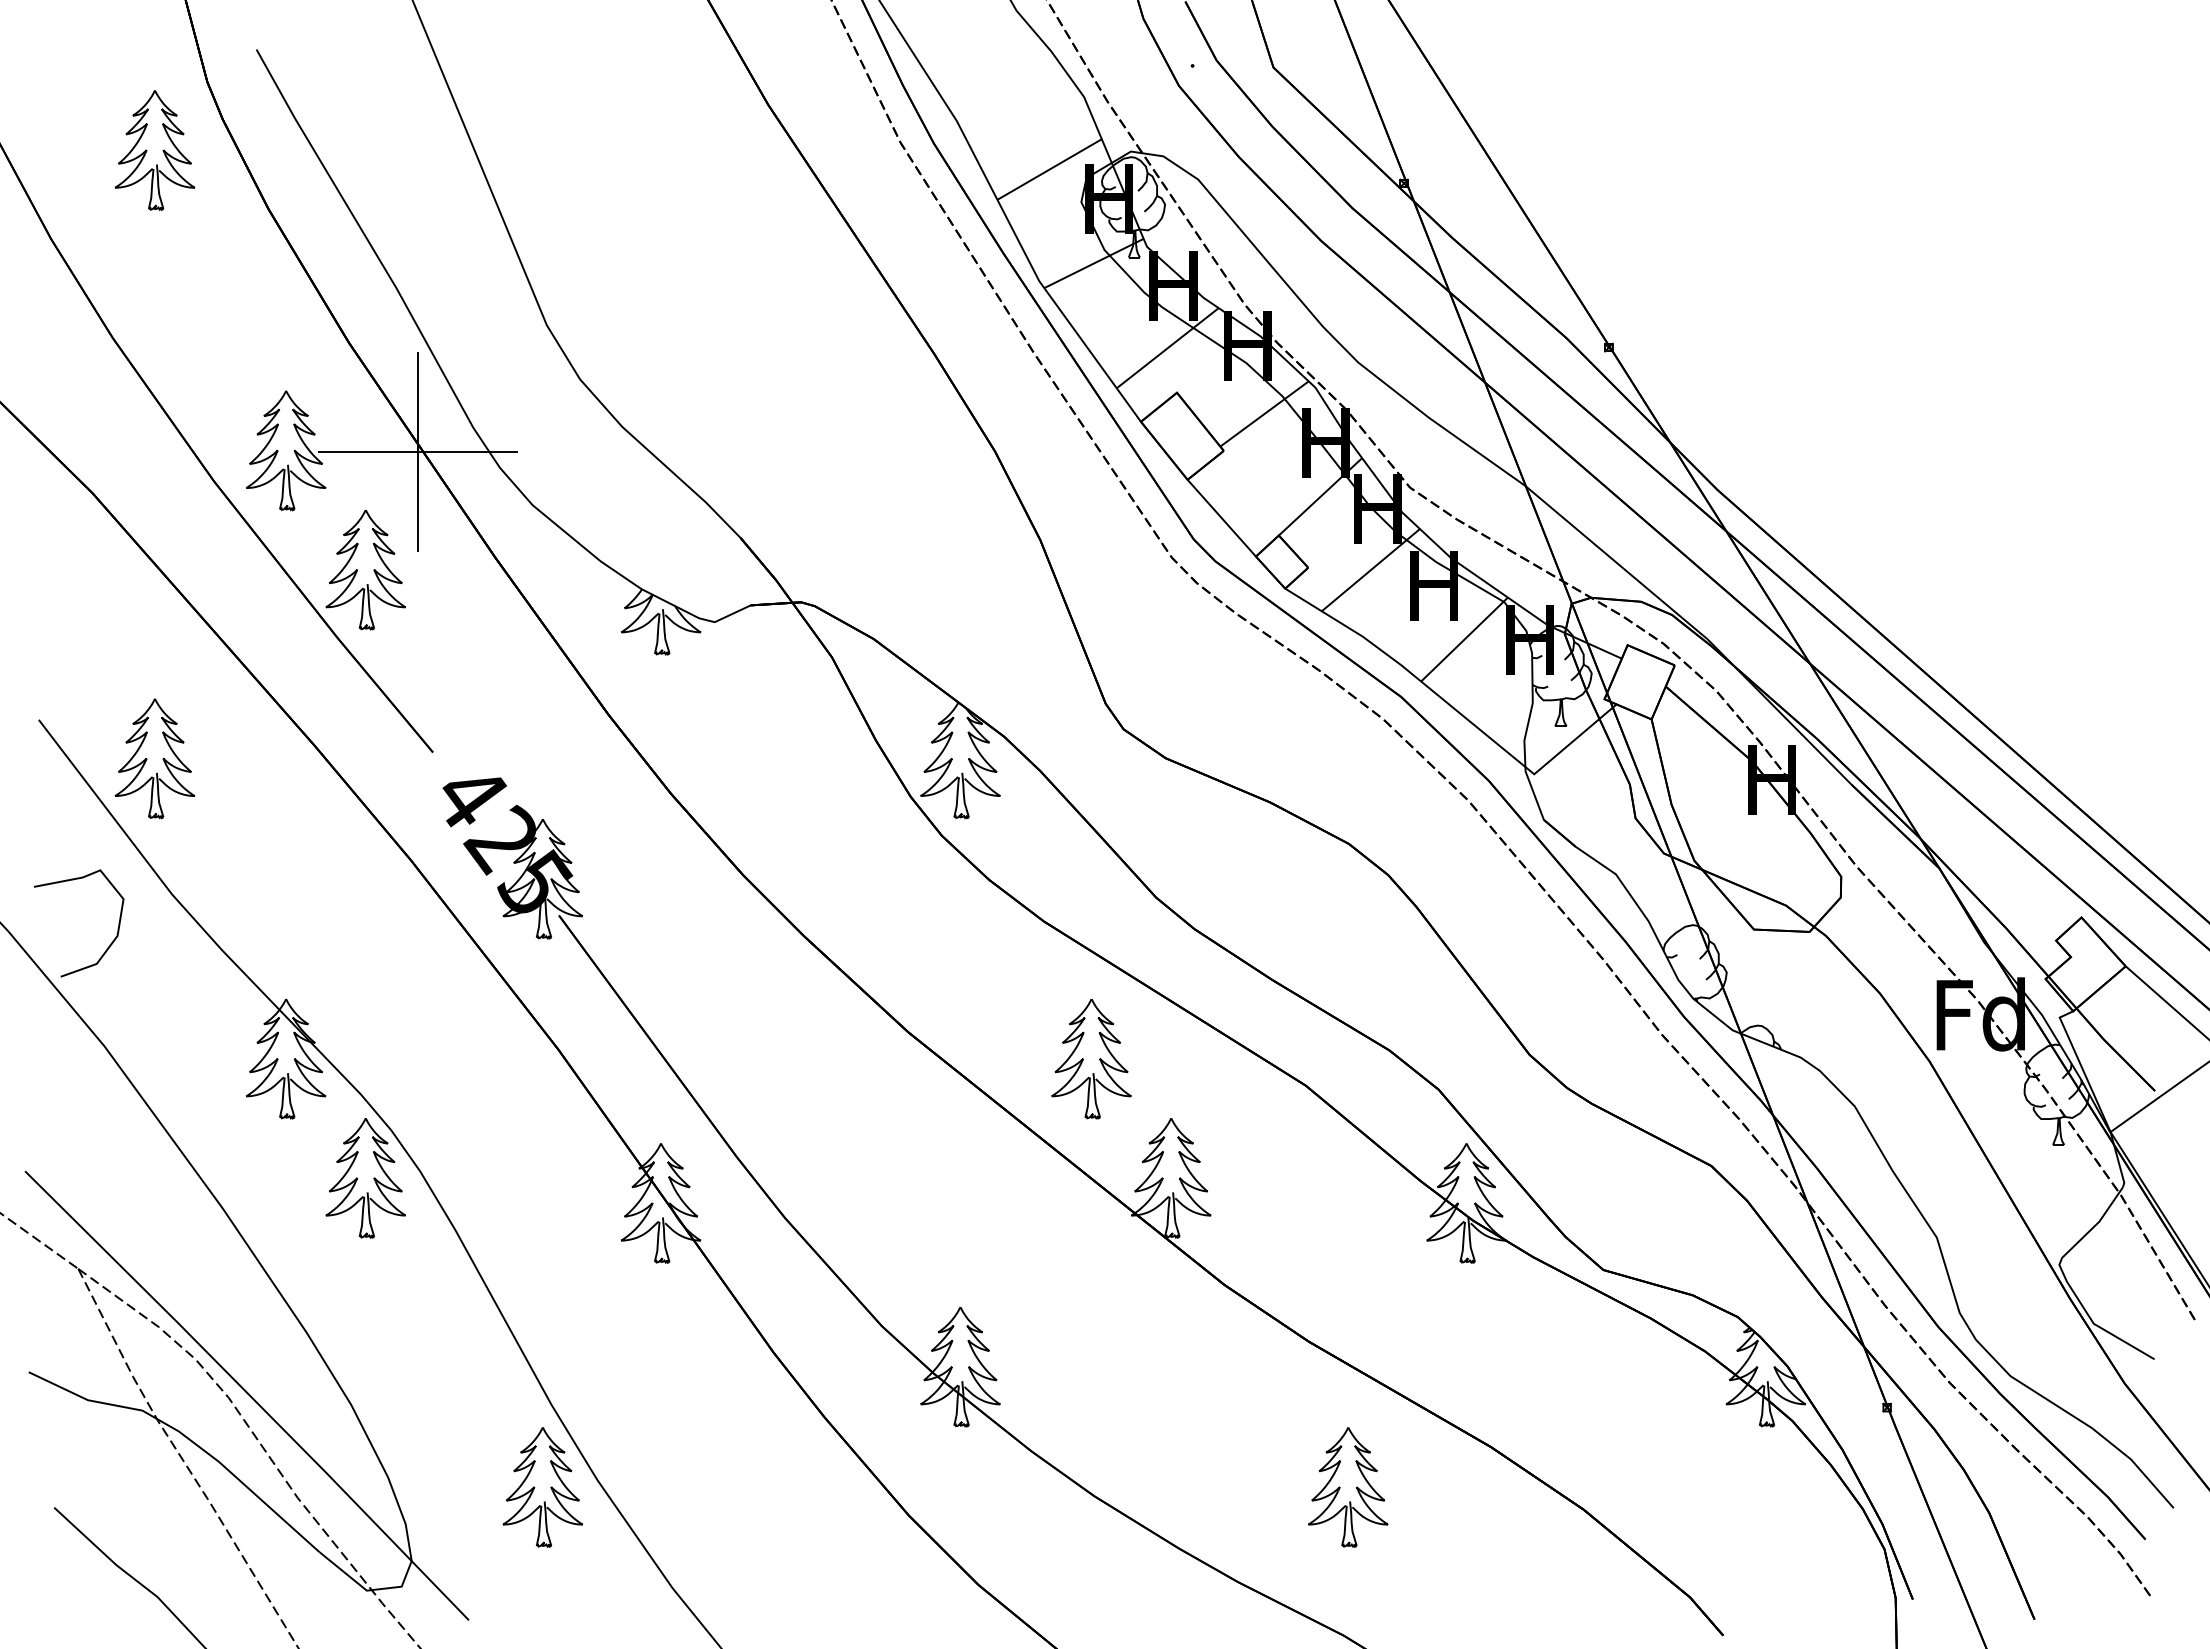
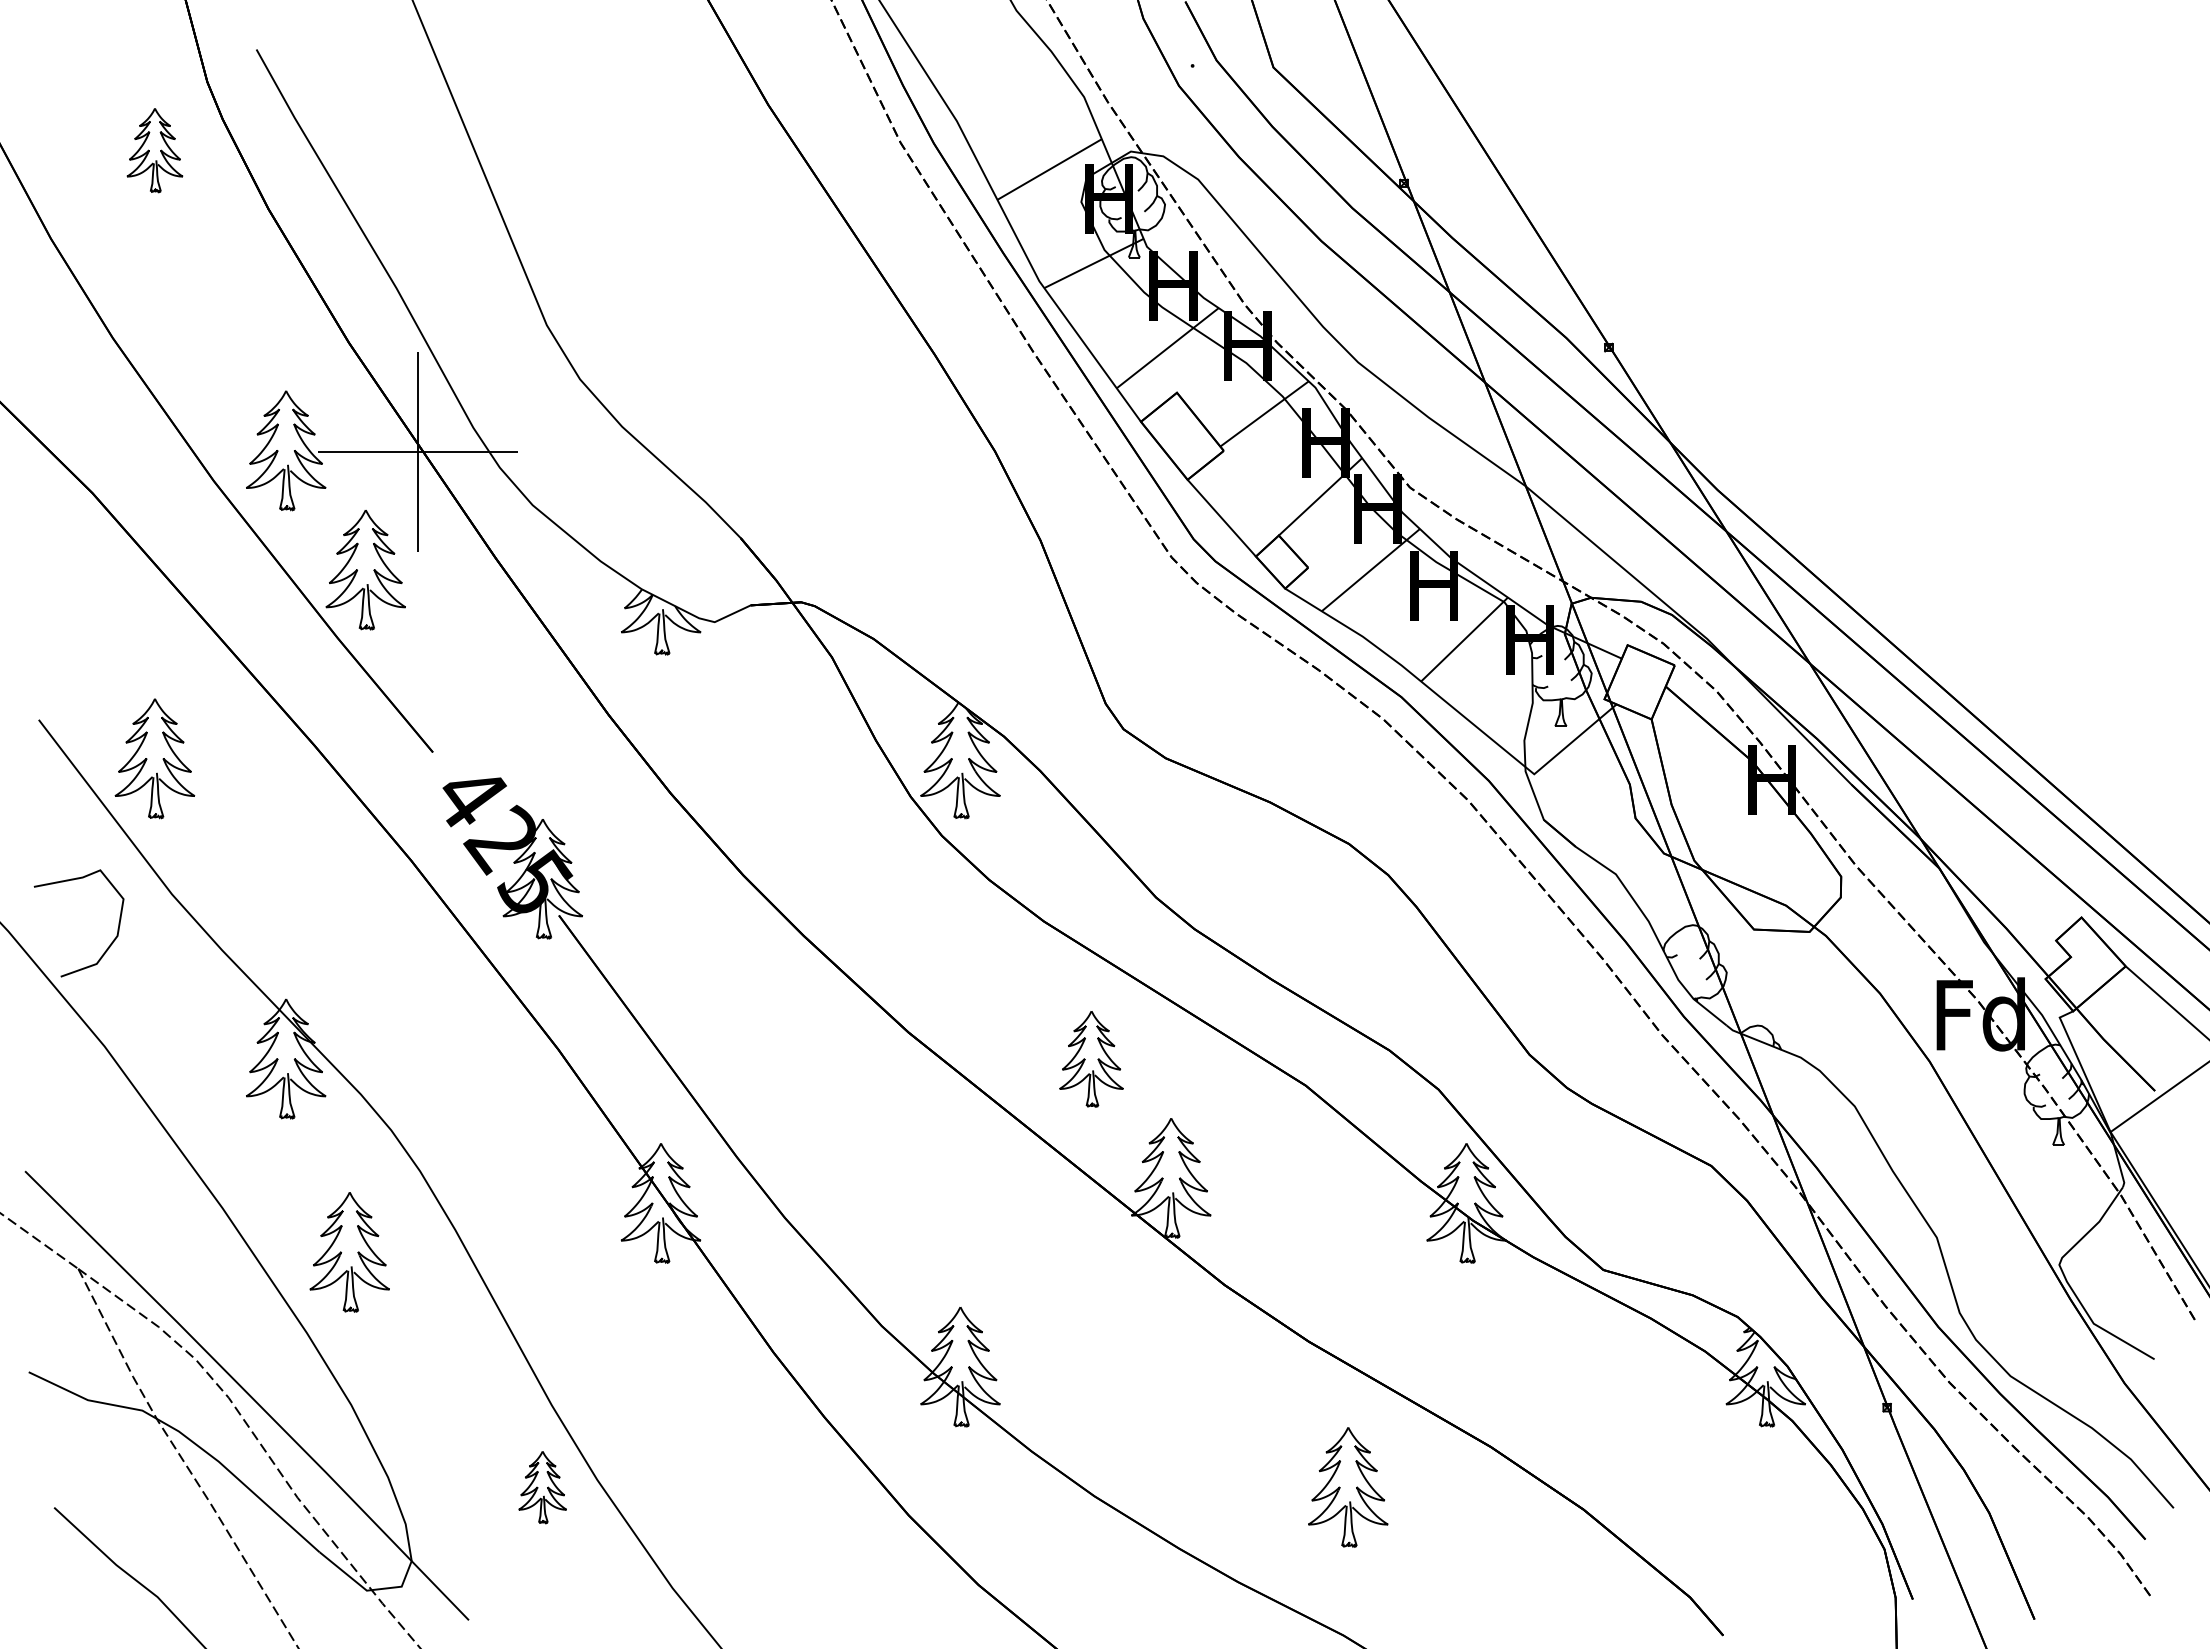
part size: 82x121 px -> 58x86 px (154, 150)
part size: 81x121 px -> 65x97 px (1091, 1059)
part position: (365, 1178) -> (349, 1252) (349, 1252)
part size: 81x121 px -> 49x74 px (542, 1487)
